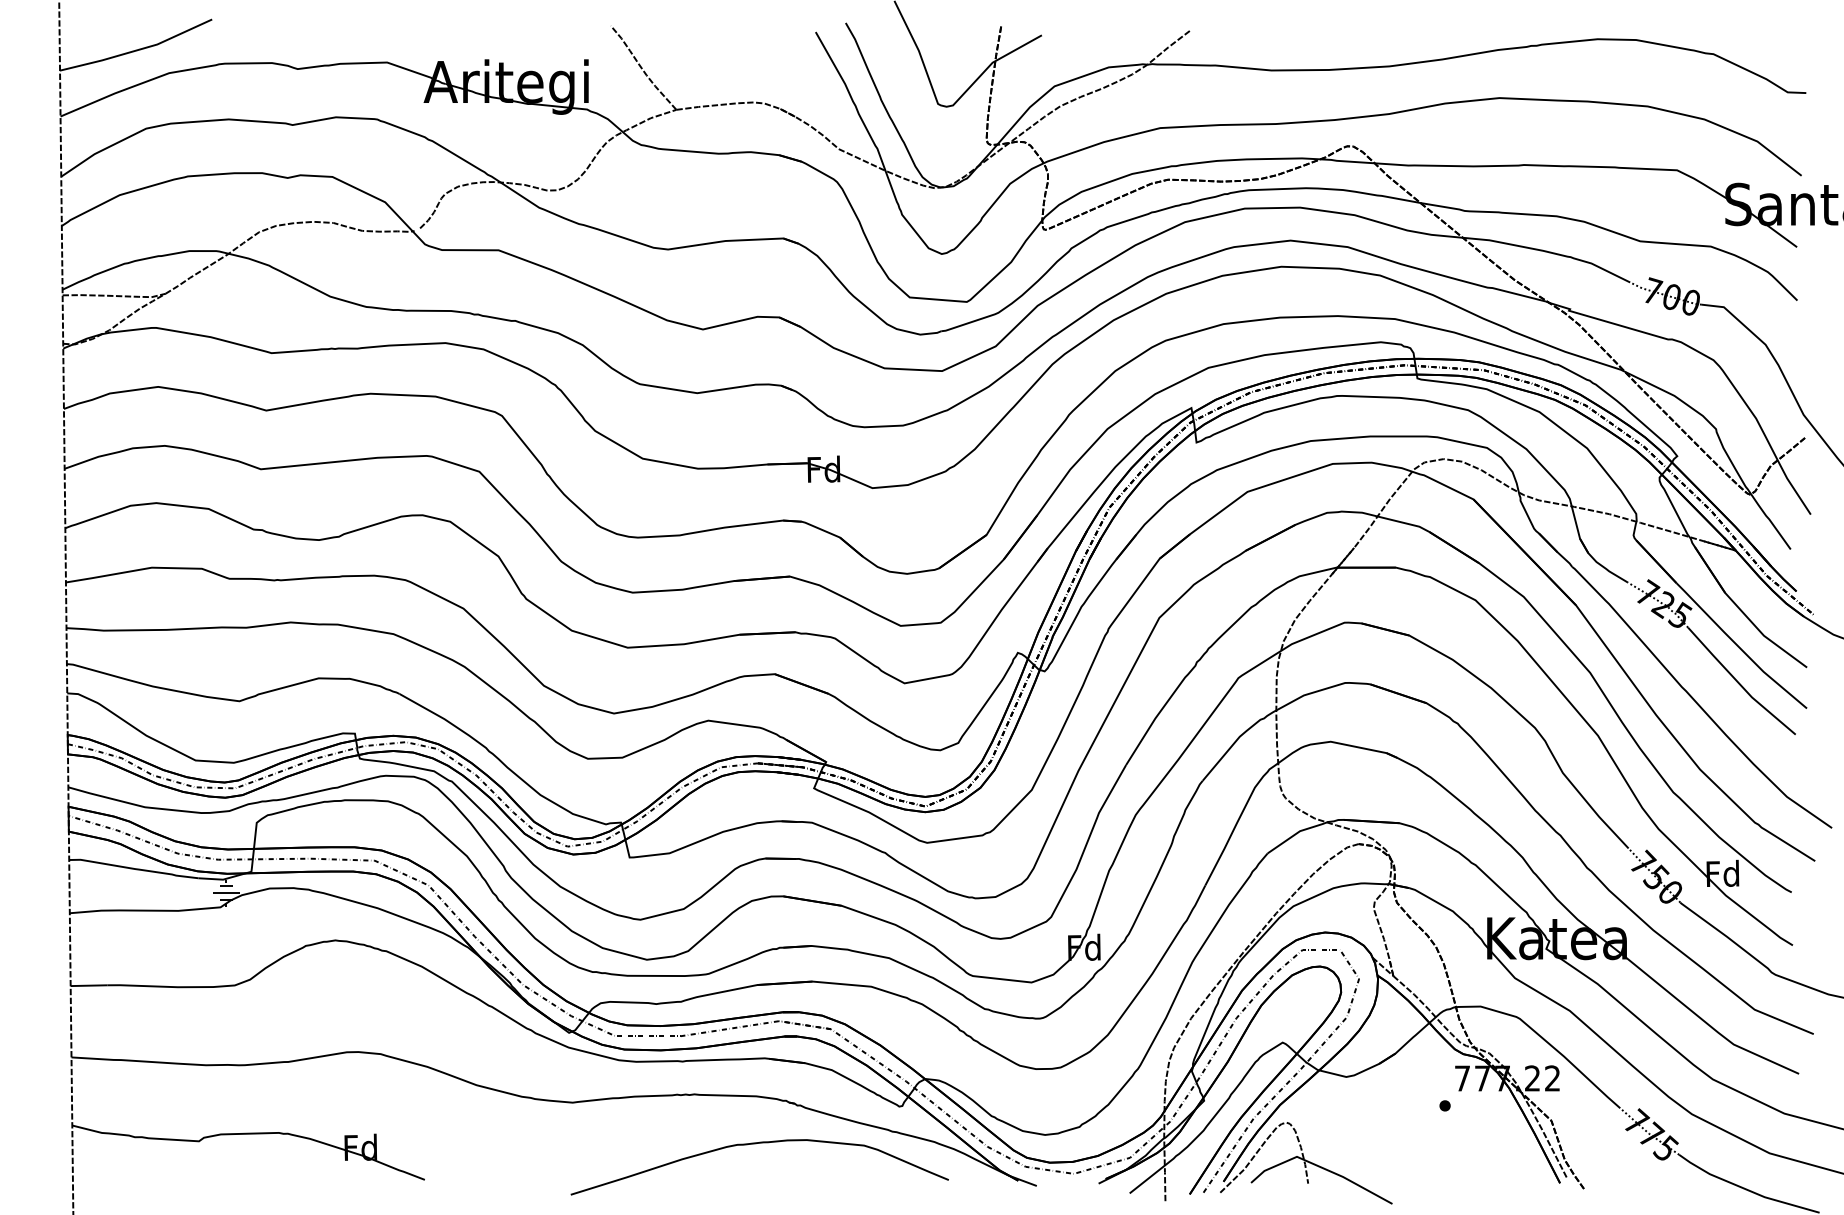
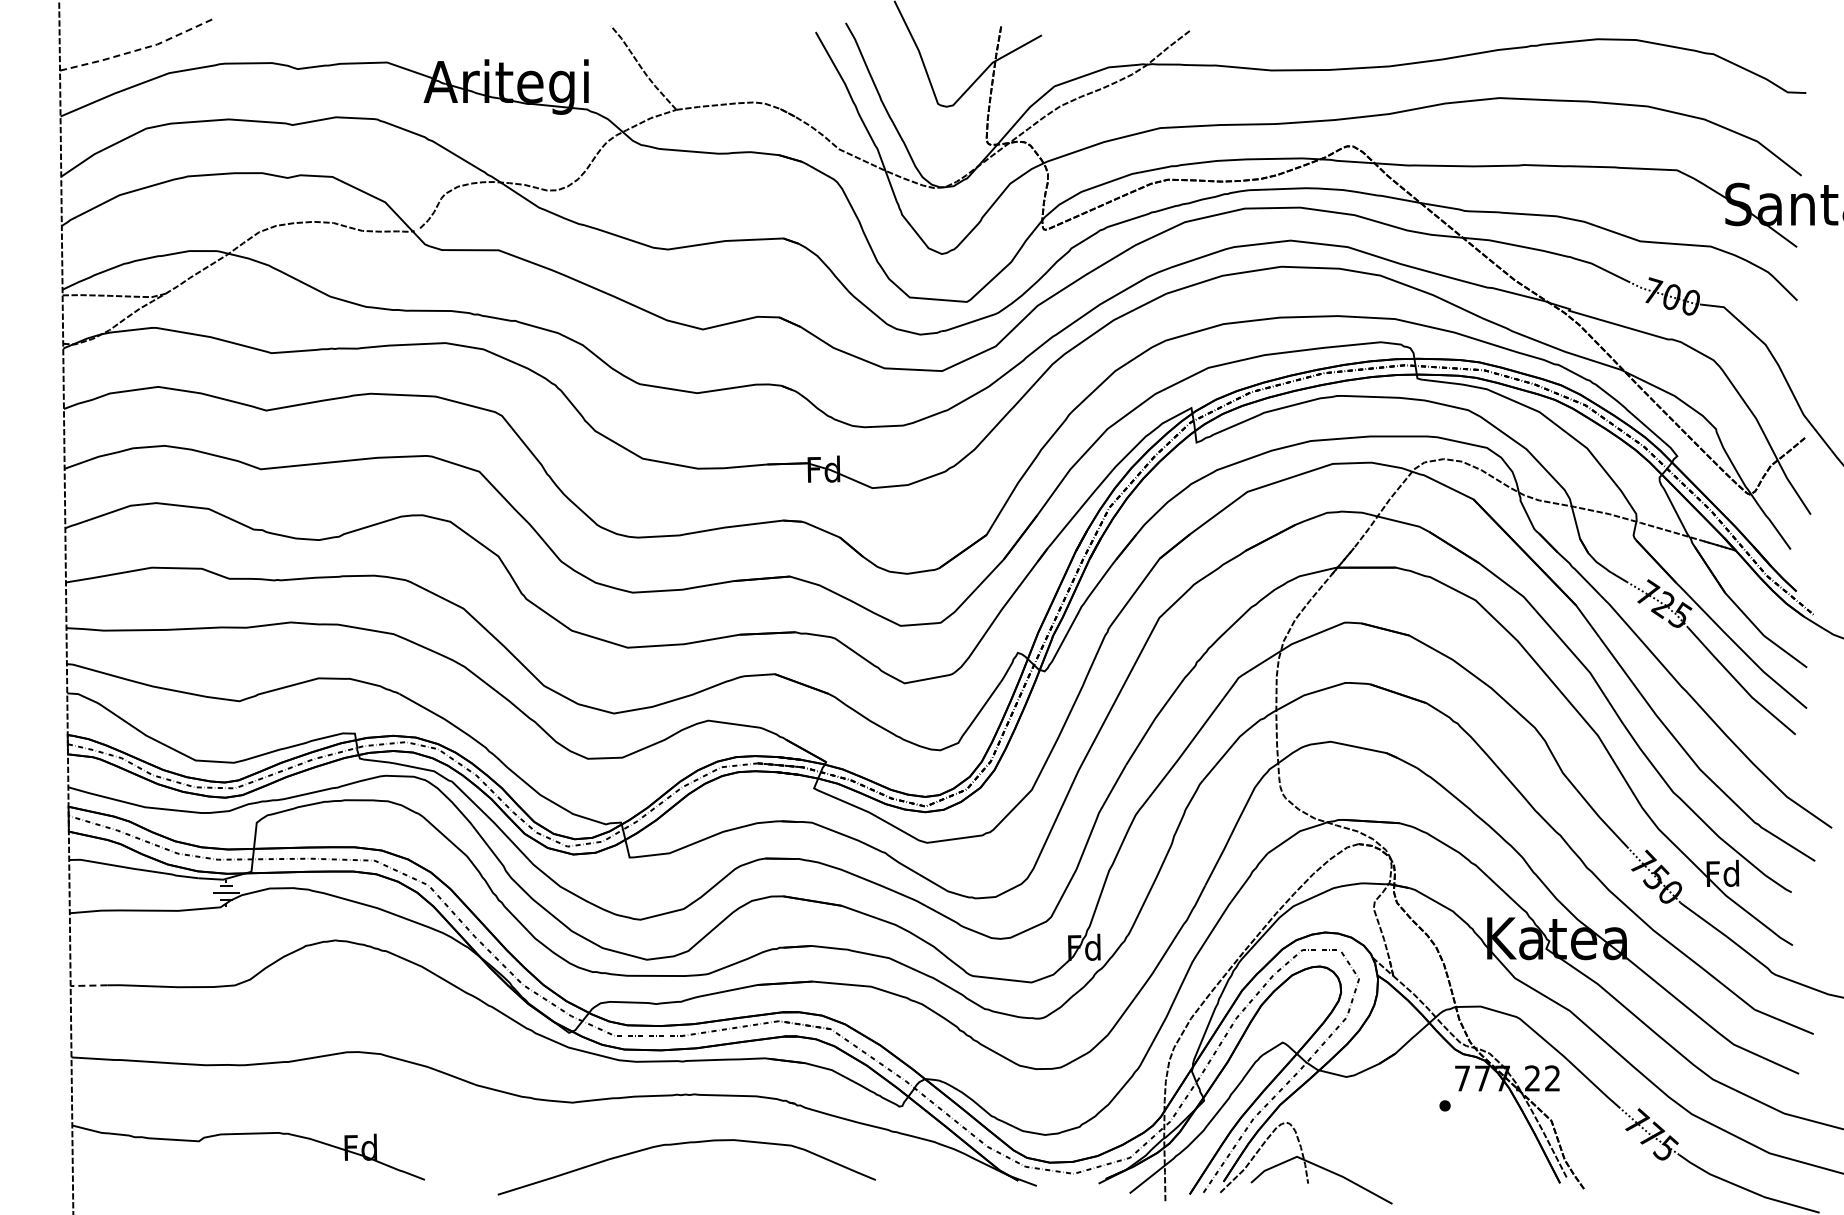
line: solid -> dashed (137, 50)
line: solid -> dashed (88, 985)
curve position: (756, 1144) -> (683, 1144) (683, 1144)
